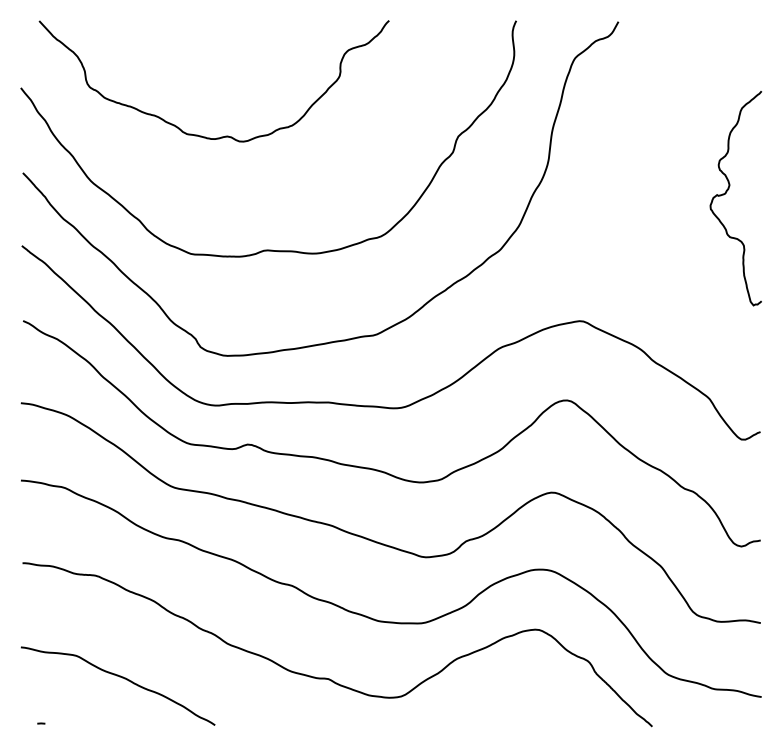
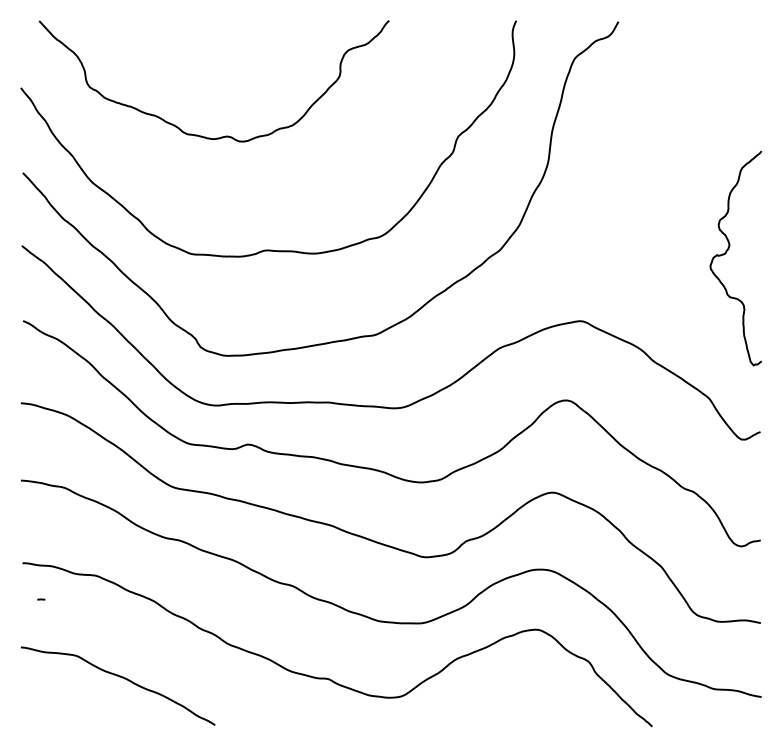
curve position: (726, 193) -> (726, 253) (726, 253)
line position: (41, 723) -> (41, 599) (41, 599)
